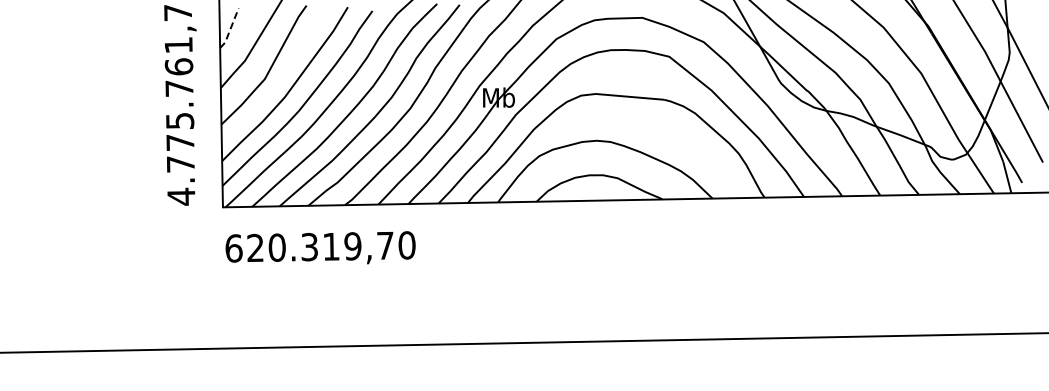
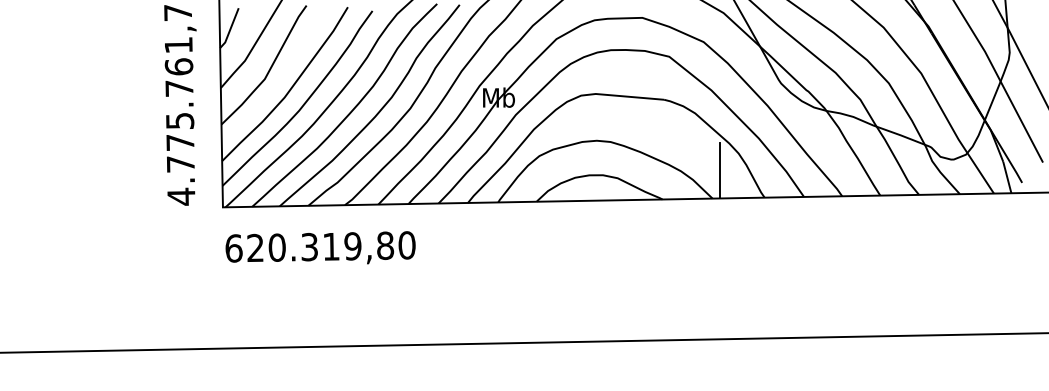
line: dashed -> solid (230, 29)
line: none -> present (719, 170)
text: 620.319,70 -> 620.319,80 (385, 245)
